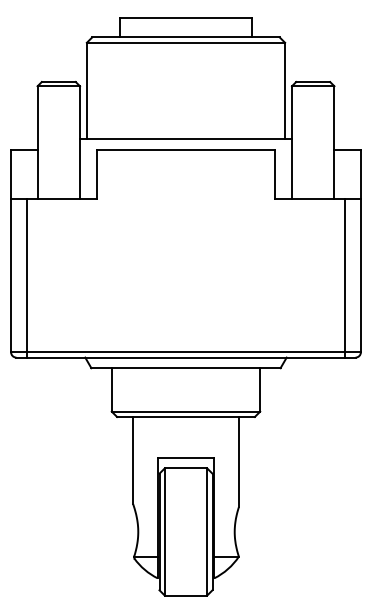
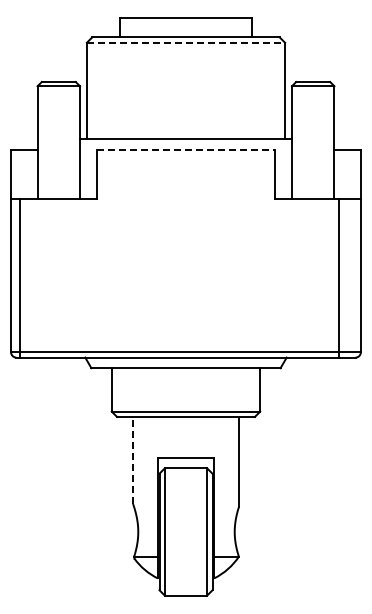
line: solid -> dashed (186, 42)
line: solid -> dashed (186, 149)
line position: (27, 277) -> (20, 277) (20, 277)
line position: (344, 277) -> (338, 277) (338, 277)
line: solid -> dashed (133, 460)
